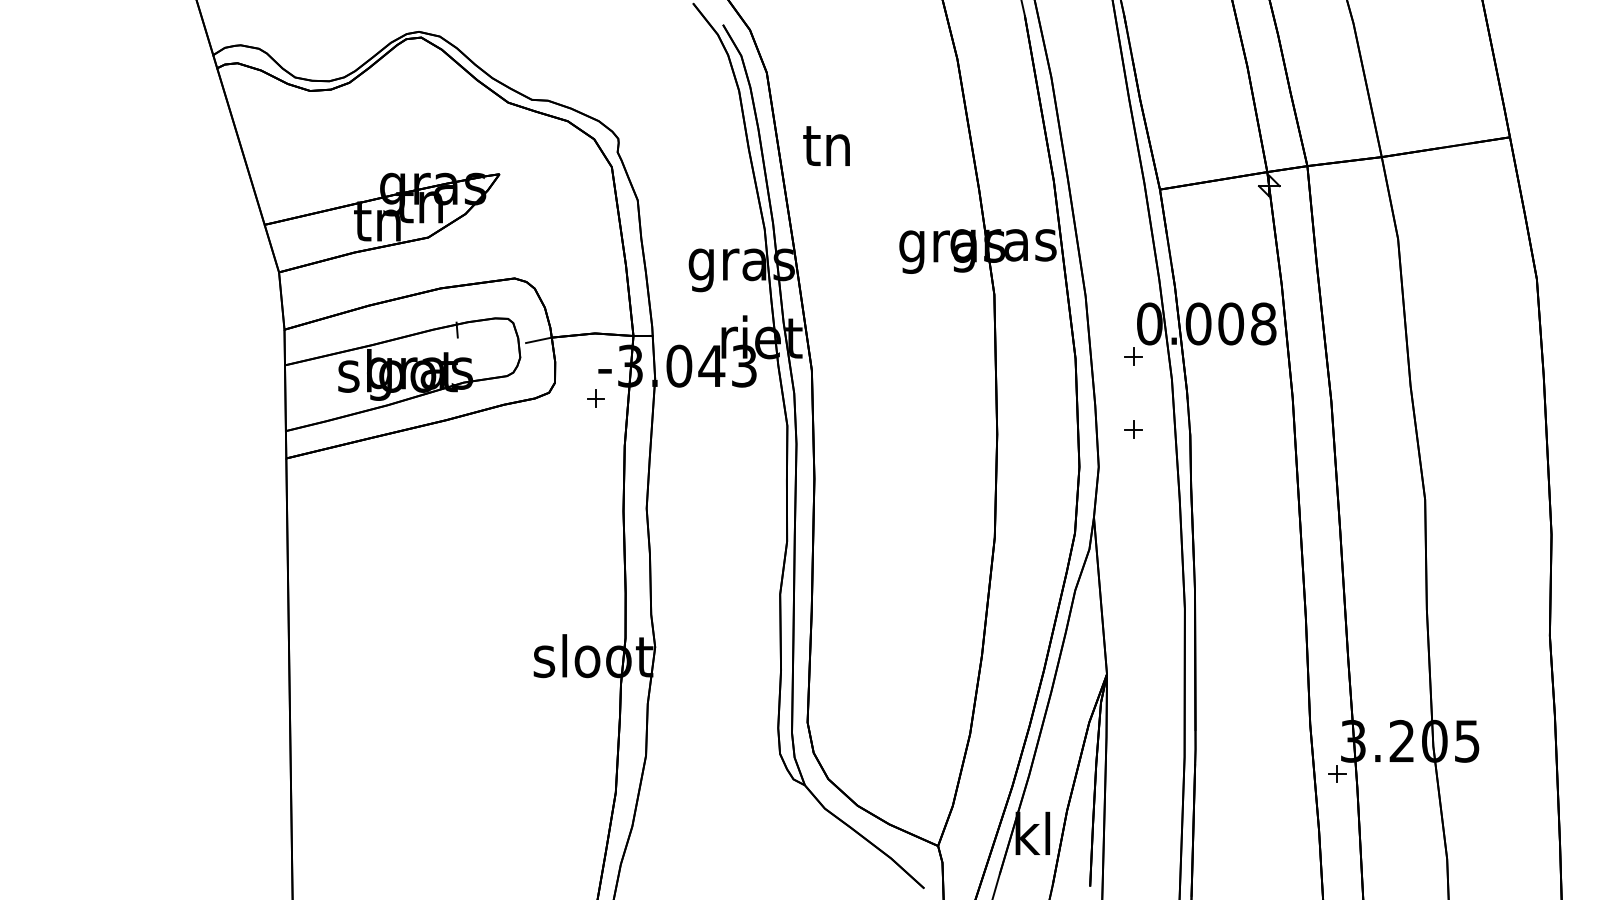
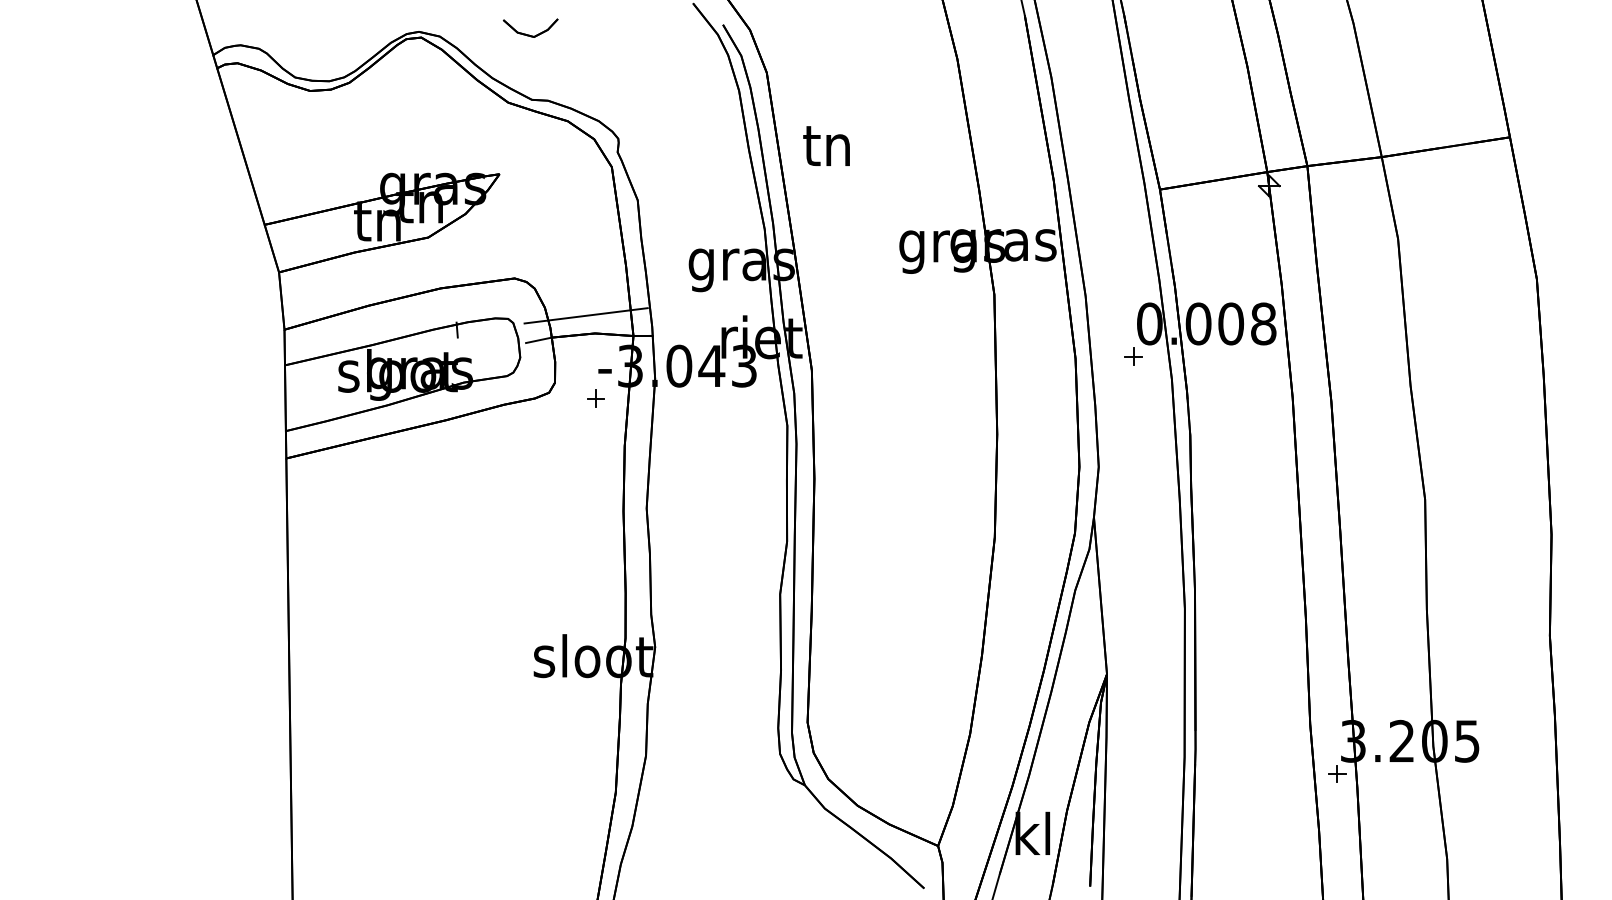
part: none -> present (529, 34)
line: none -> present (585, 315)
part: present -> none (1133, 429)
